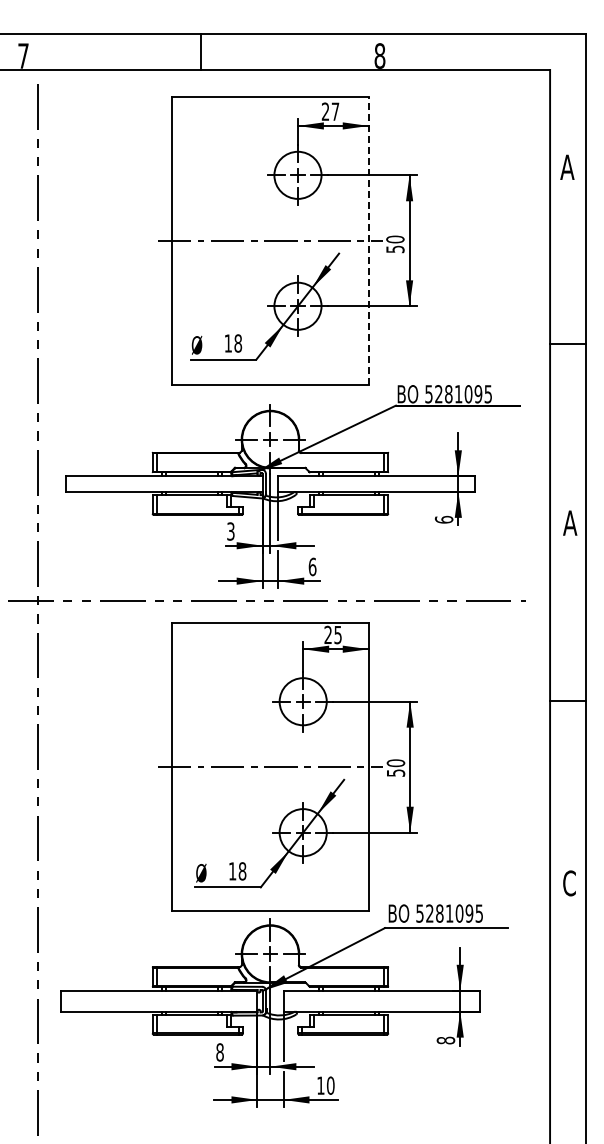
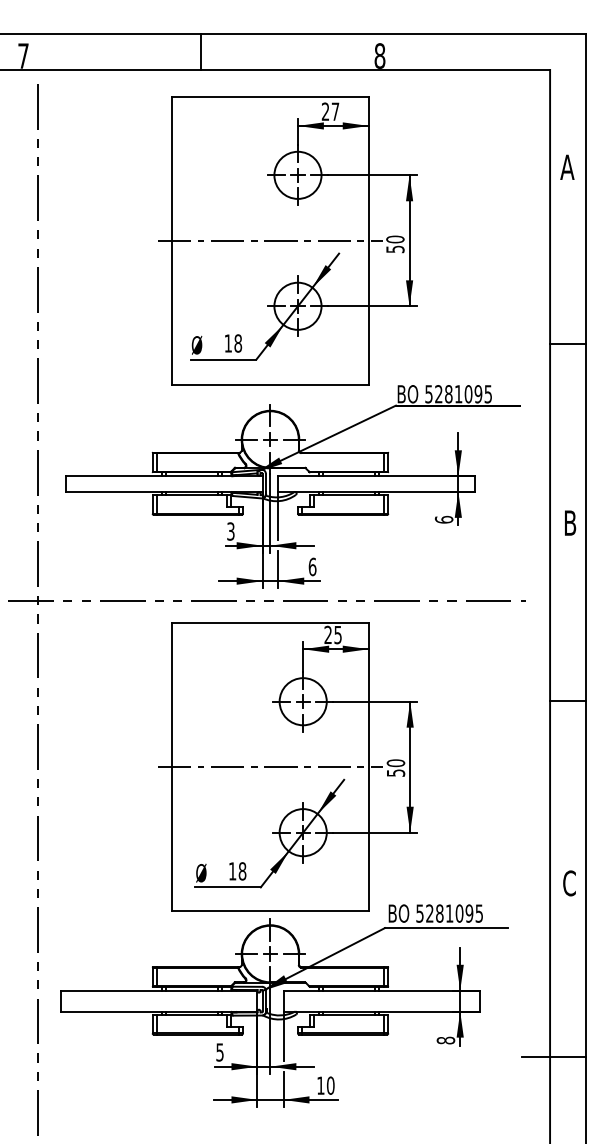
line: dashed -> solid (368, 240)
text: A -> B (570, 522)
text: 8 -> 5 (219, 1052)
line: none -> present (553, 1057)
